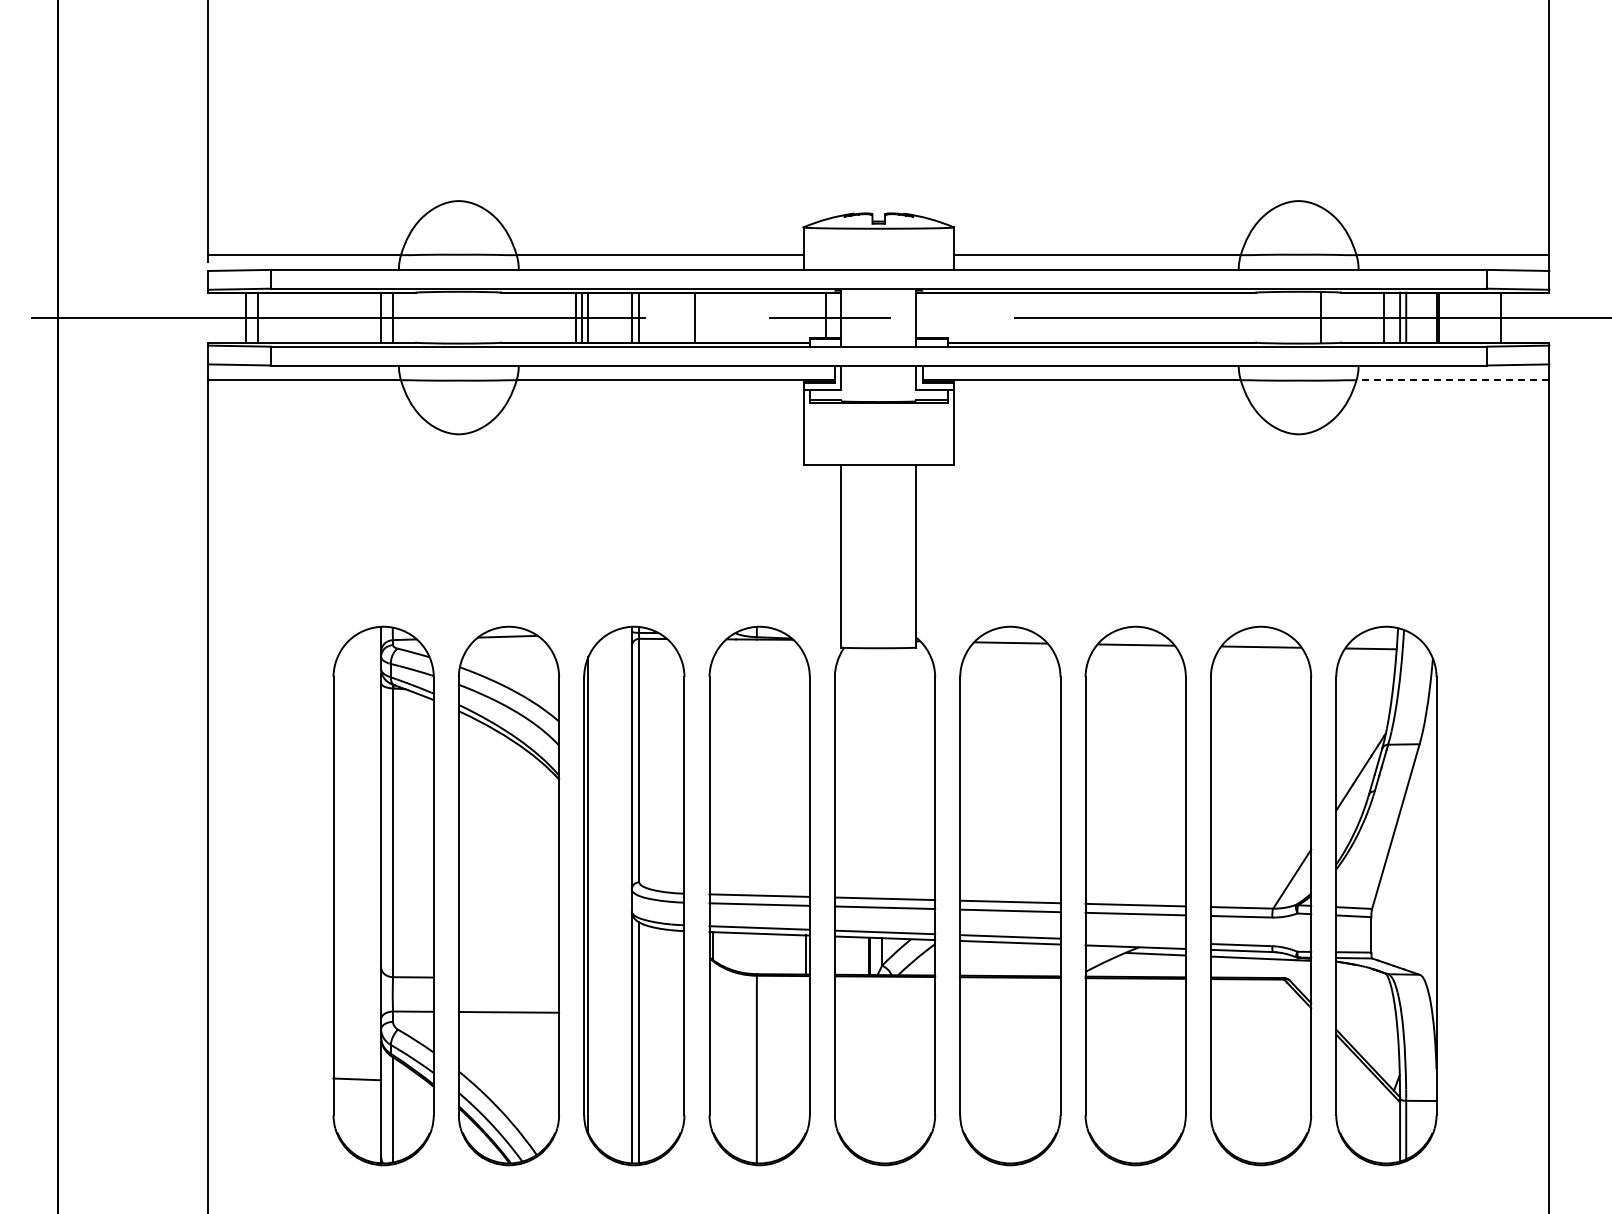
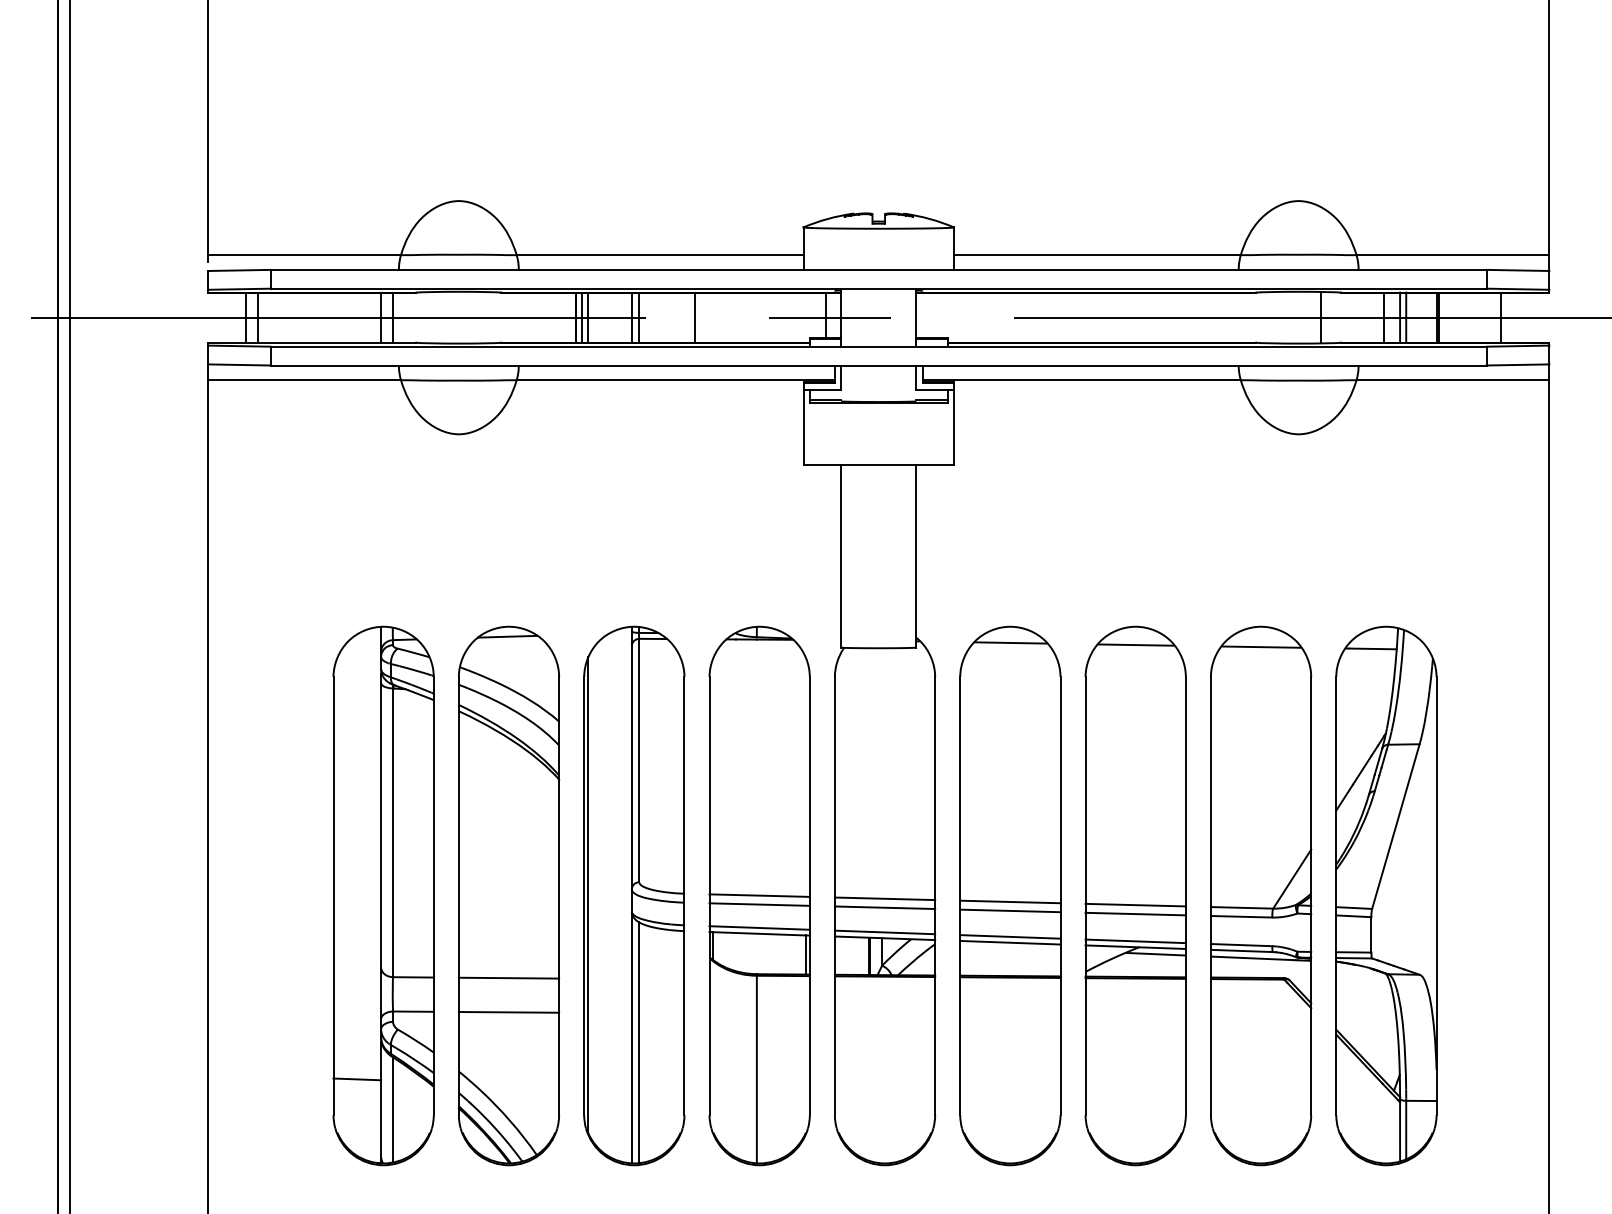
line: dashed -> solid (1452, 380)
line: none -> present (70, 606)
line: none -> present (1135, 941)
line: none -> present (508, 977)
